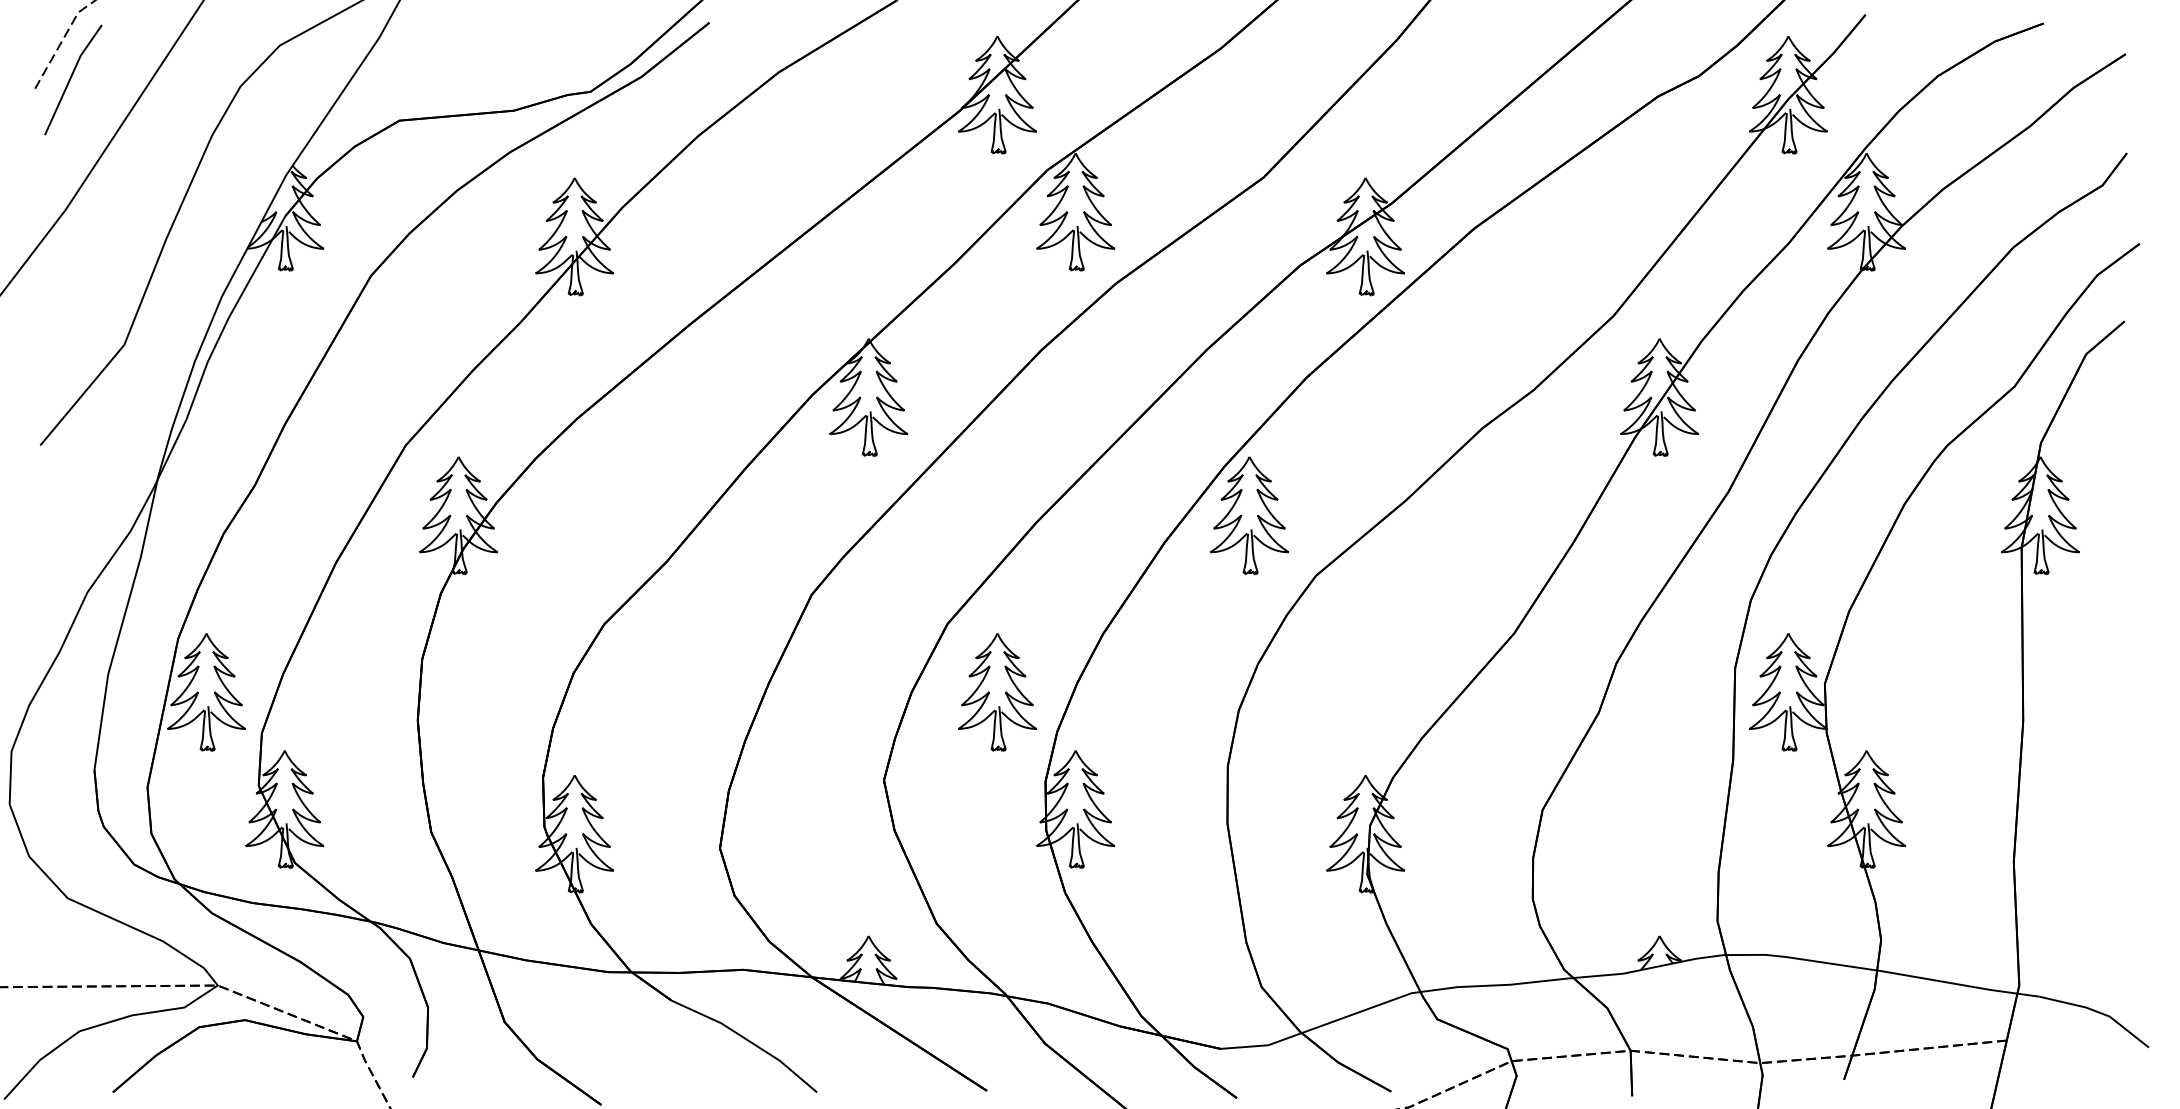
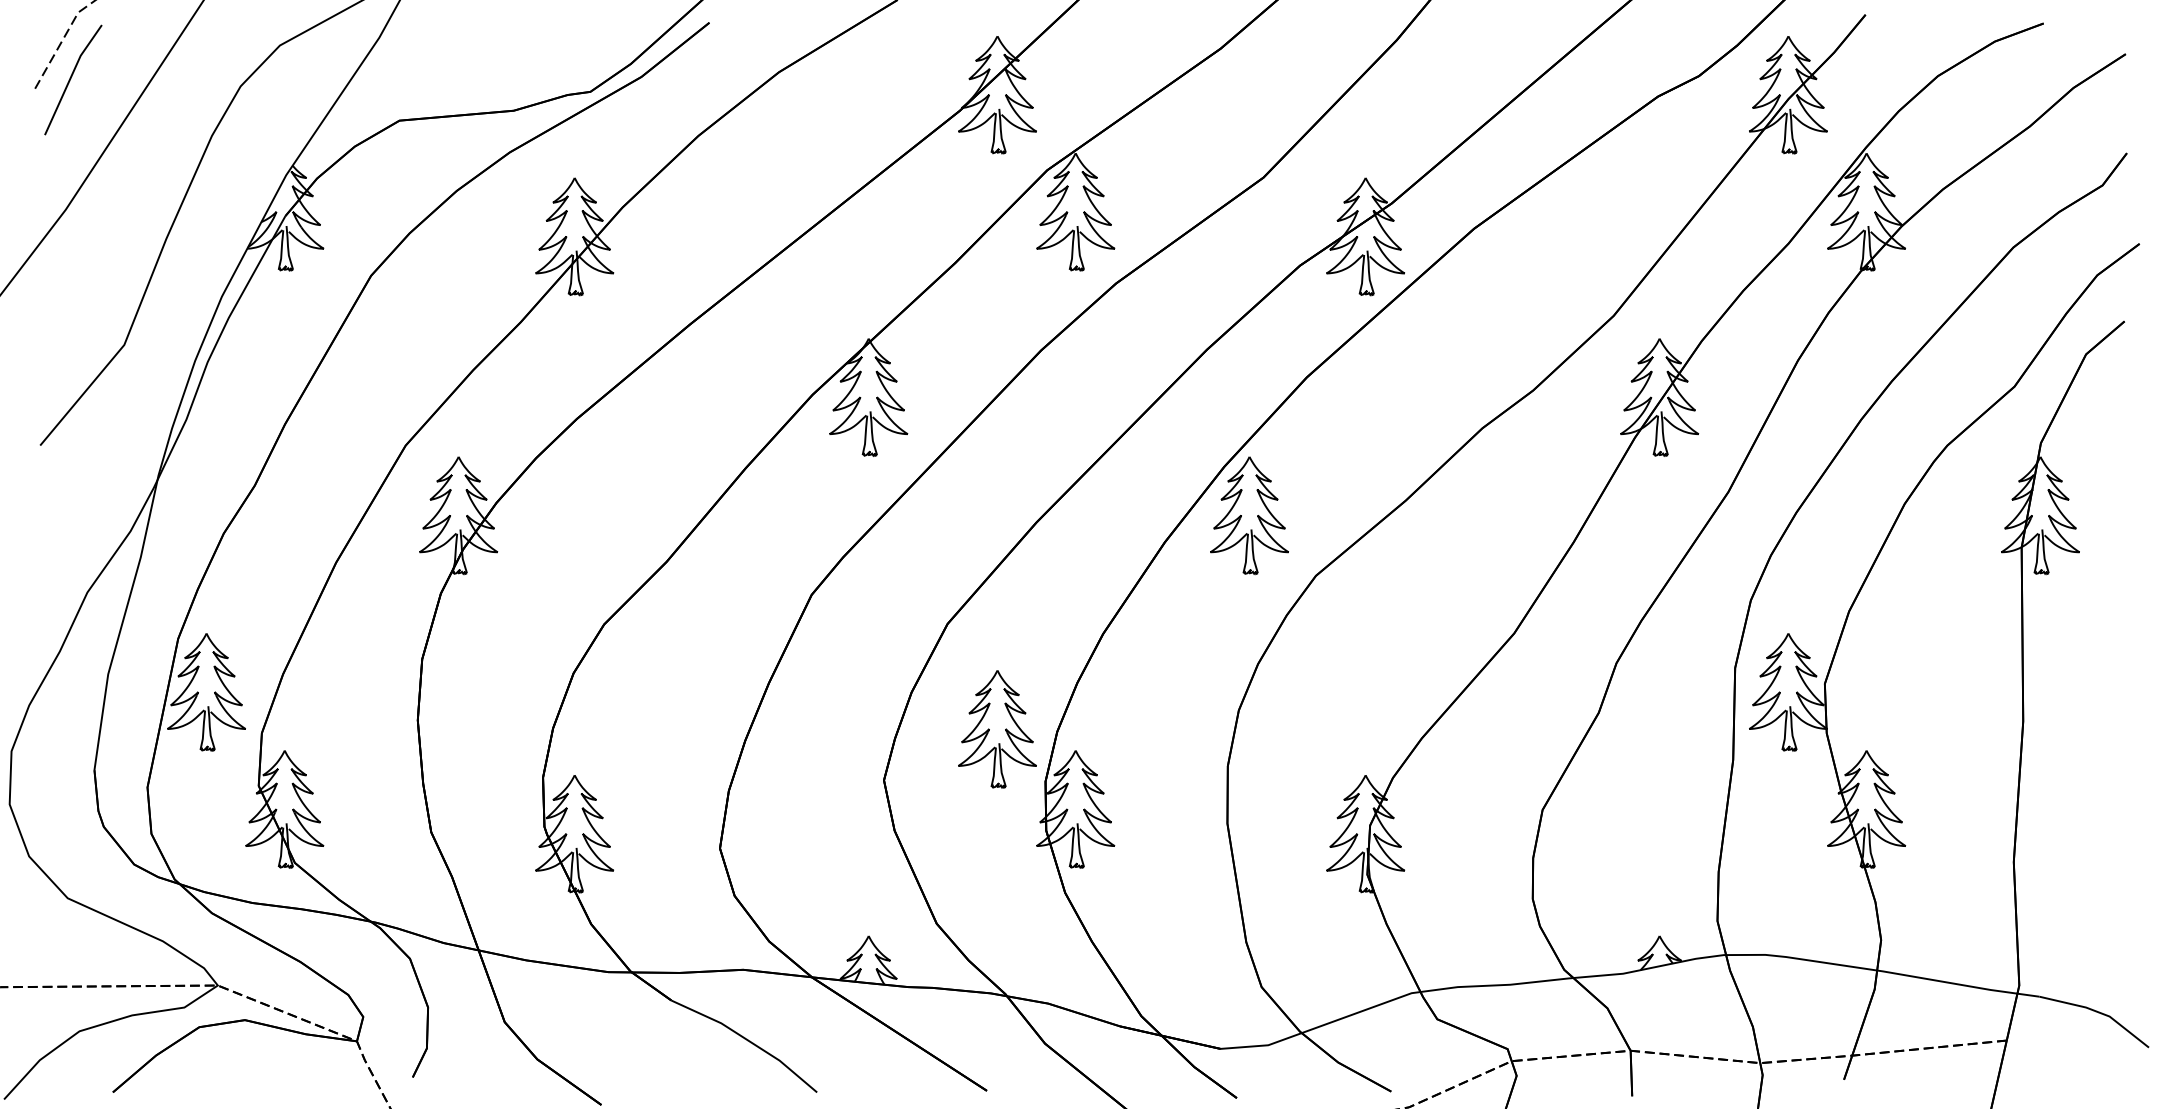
part position: (997, 692) -> (997, 729) (997, 729)
